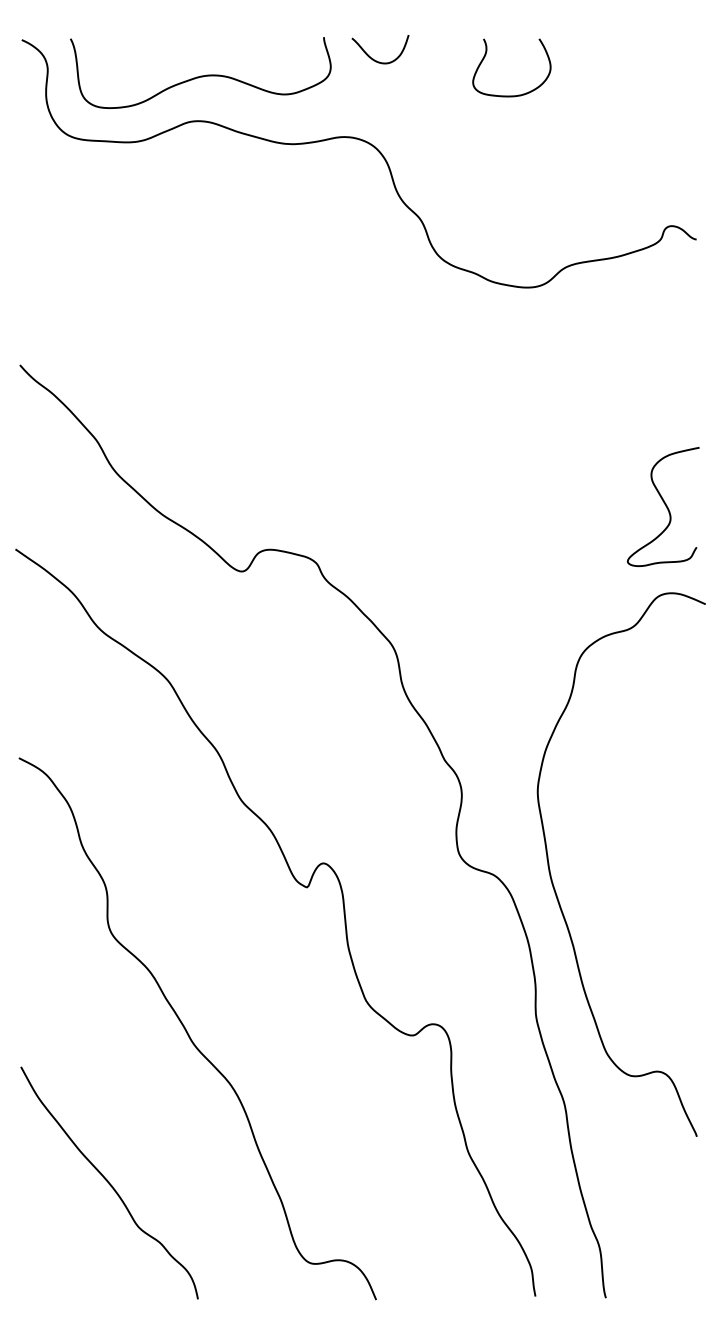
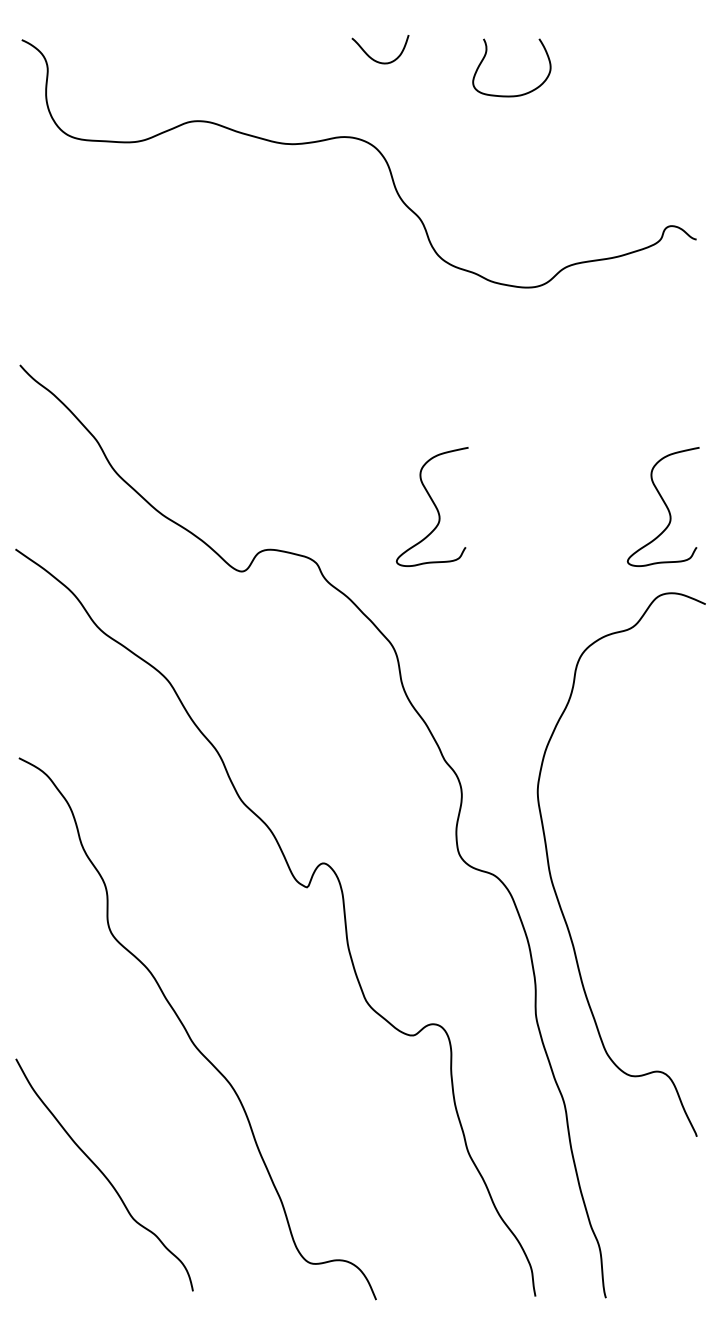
curve: present -> none (200, 75)
curve: none -> present (433, 504)
curve position: (109, 1182) -> (104, 1174) (104, 1174)
